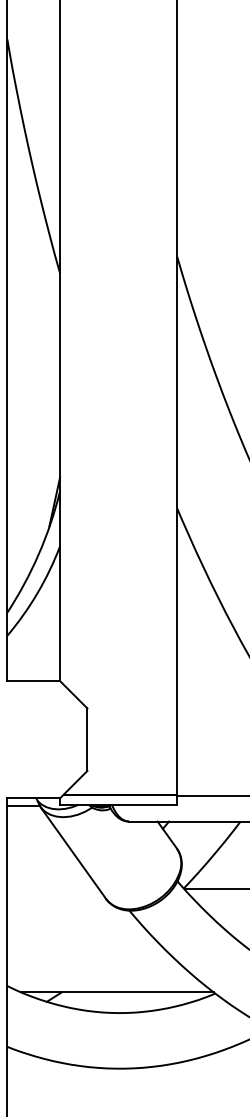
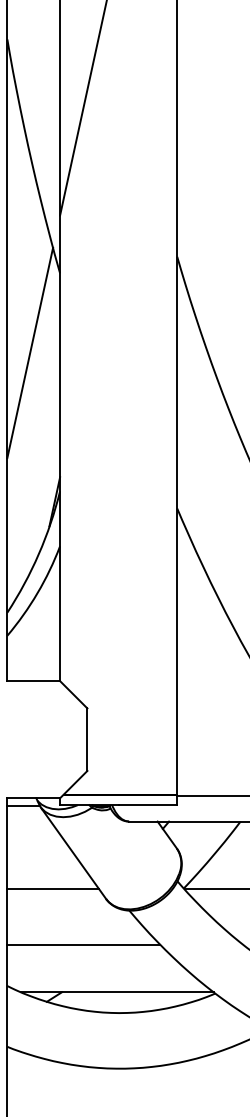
line: none -> present (83, 108)
line: none -> present (30, 352)
line: none -> present (53, 889)
line: none -> present (83, 944)
